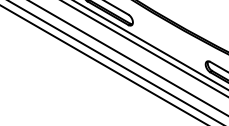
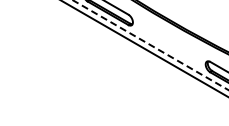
line: solid -> dashed (150, 45)
line: present -> none (128, 58)
line: present -> none (114, 62)
line: present -> none (102, 64)
